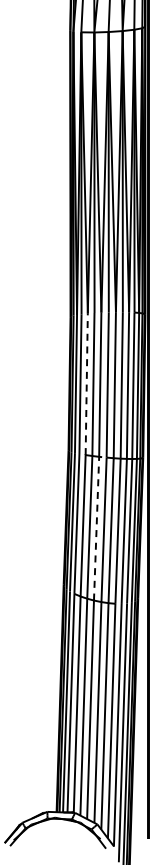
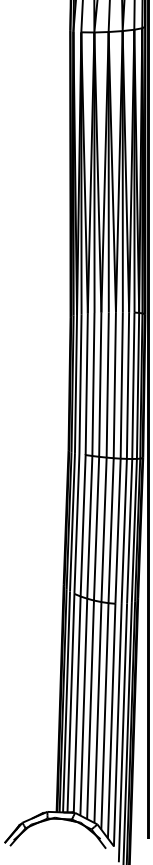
line: dashed -> solid (86, 384)
line: dashed -> solid (96, 523)
